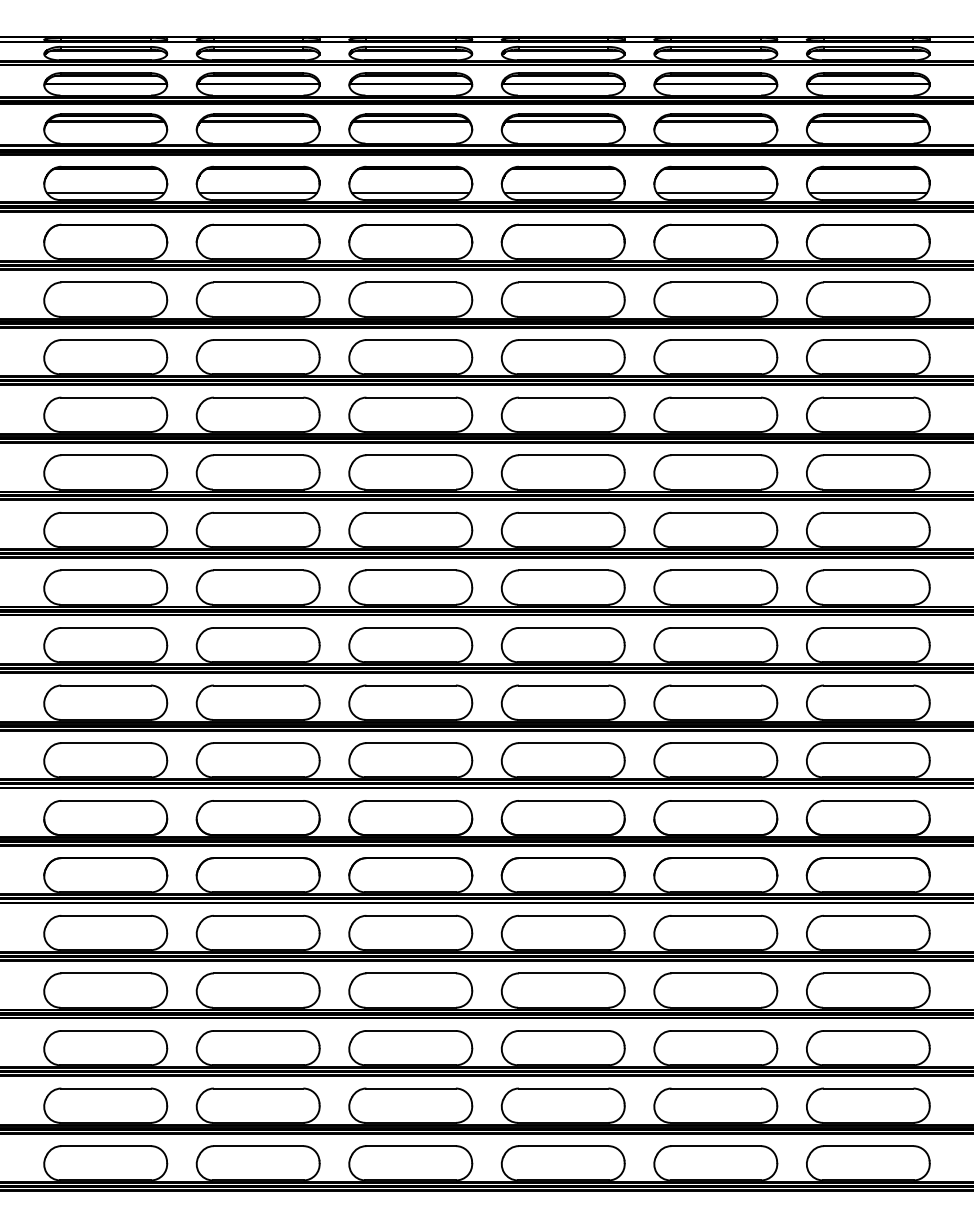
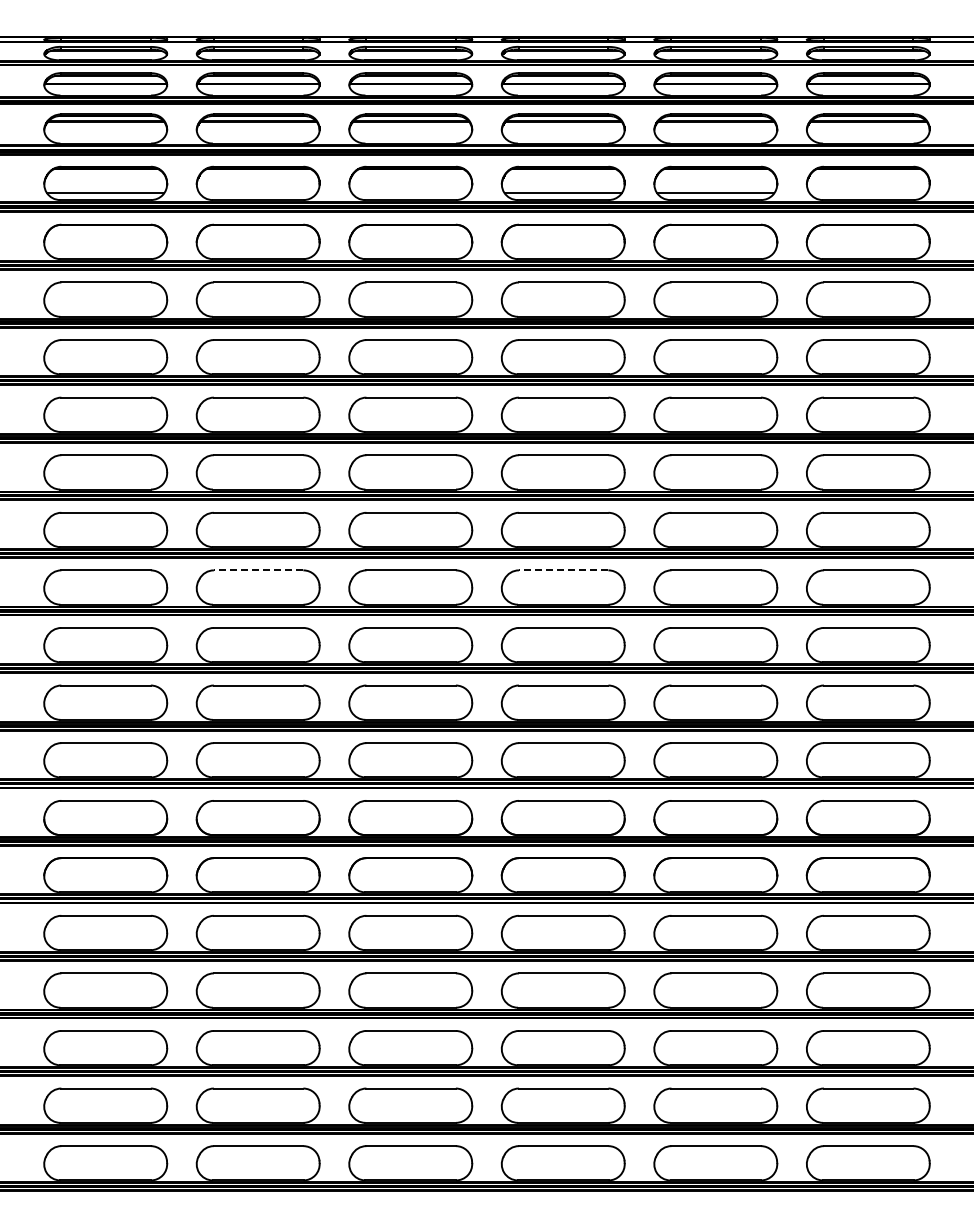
line: present -> none (257, 193)
line: present -> none (410, 193)
line: present -> none (868, 193)
line: solid -> dashed (258, 570)
line: solid -> dashed (563, 570)
